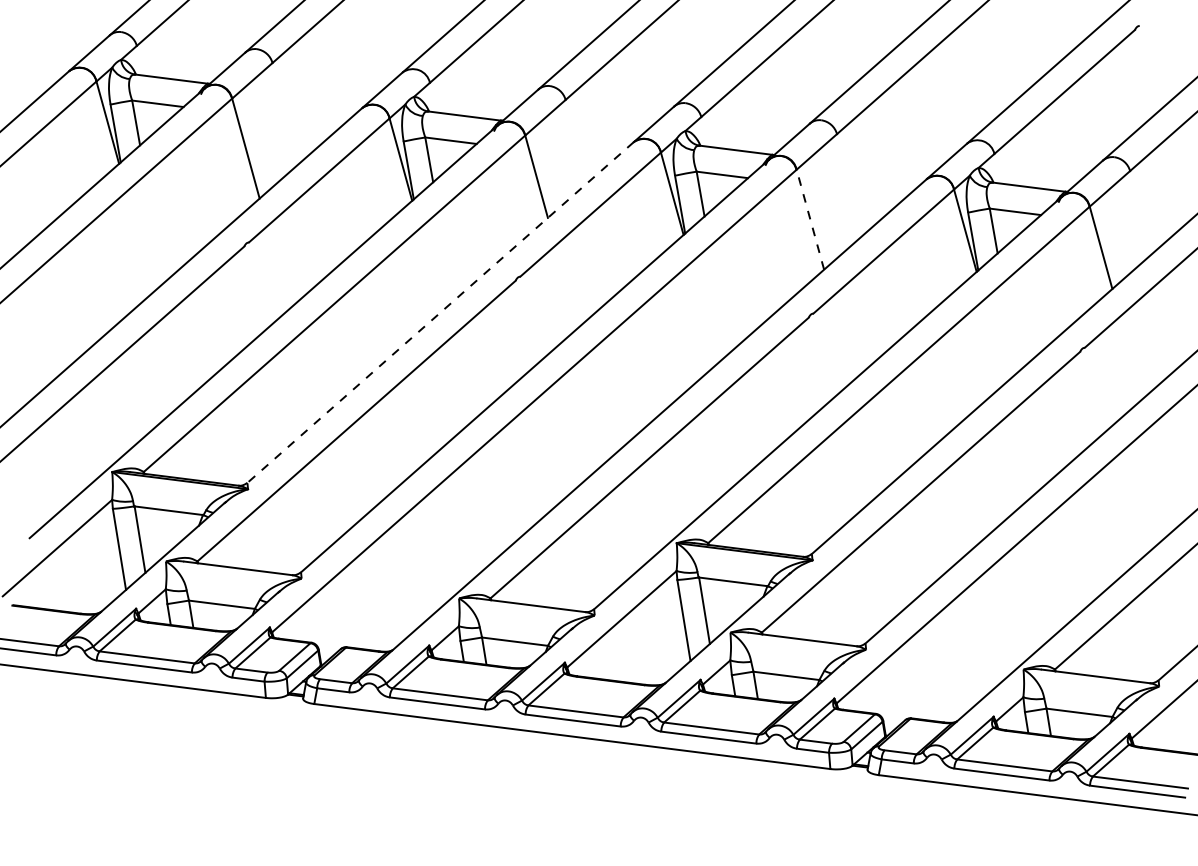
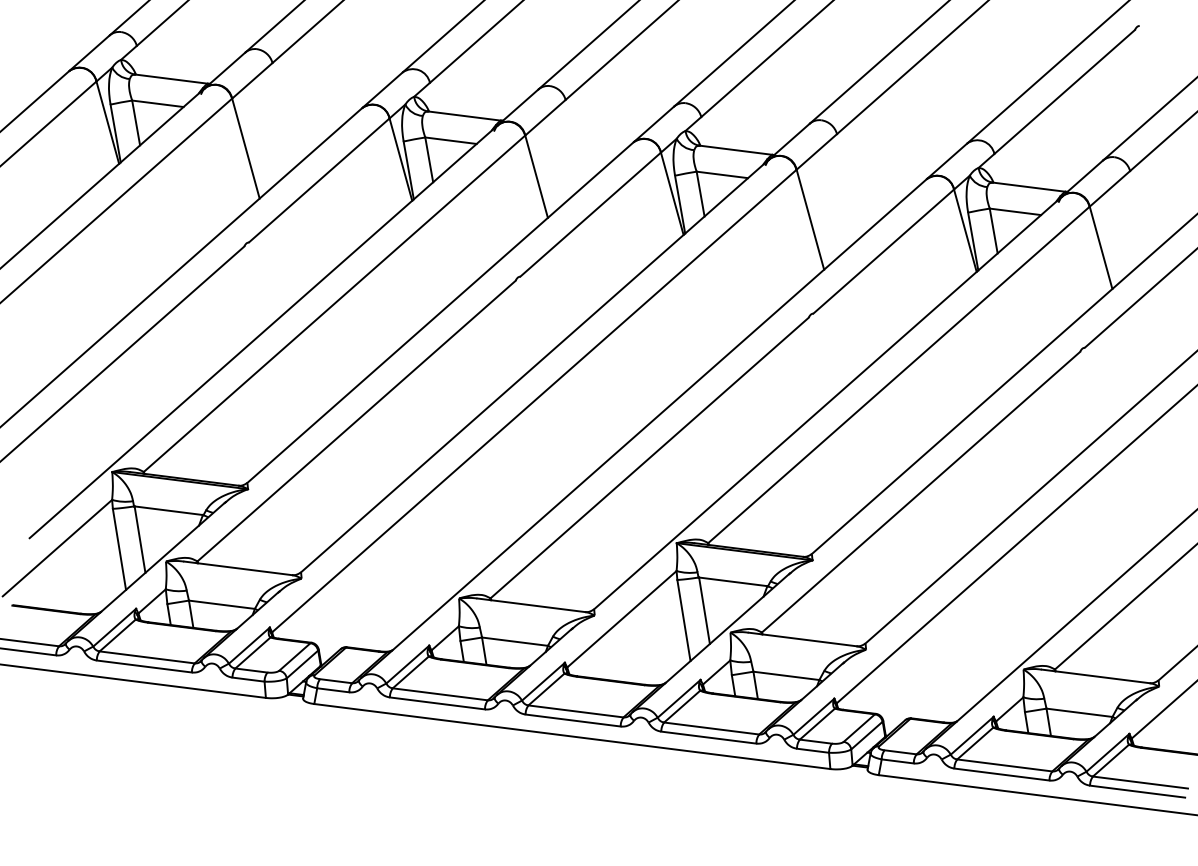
line: dashed -> solid (810, 219)
line: dashed -> solid (440, 312)
